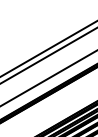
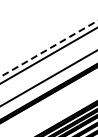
line: solid -> dashed (48, 49)
